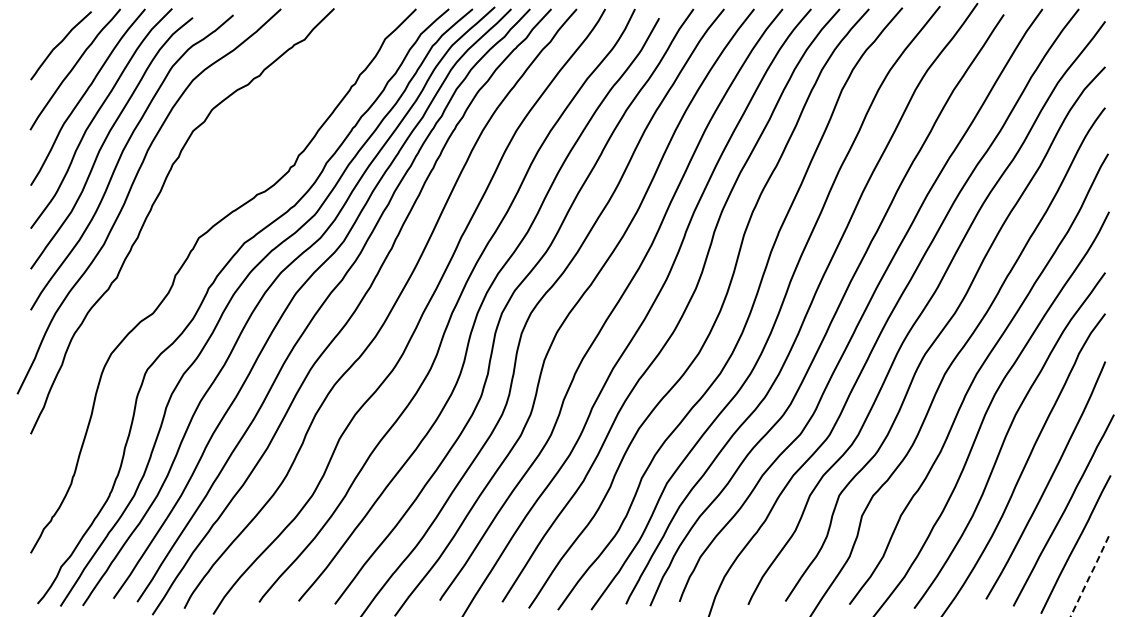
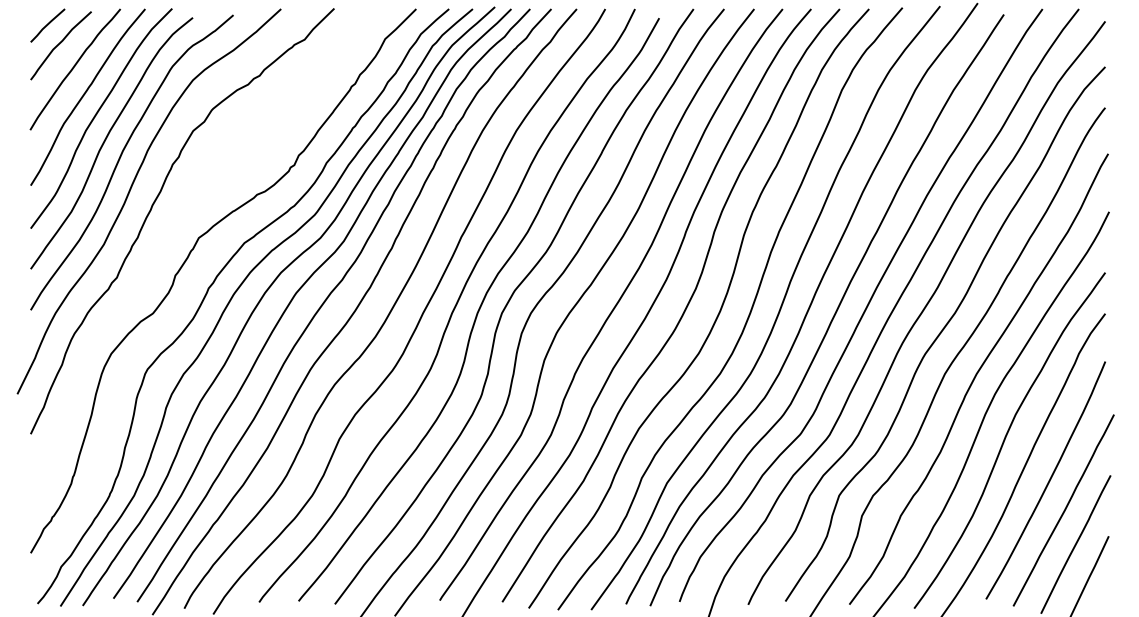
line: none -> present (47, 25)
line: dashed -> solid (1090, 575)
